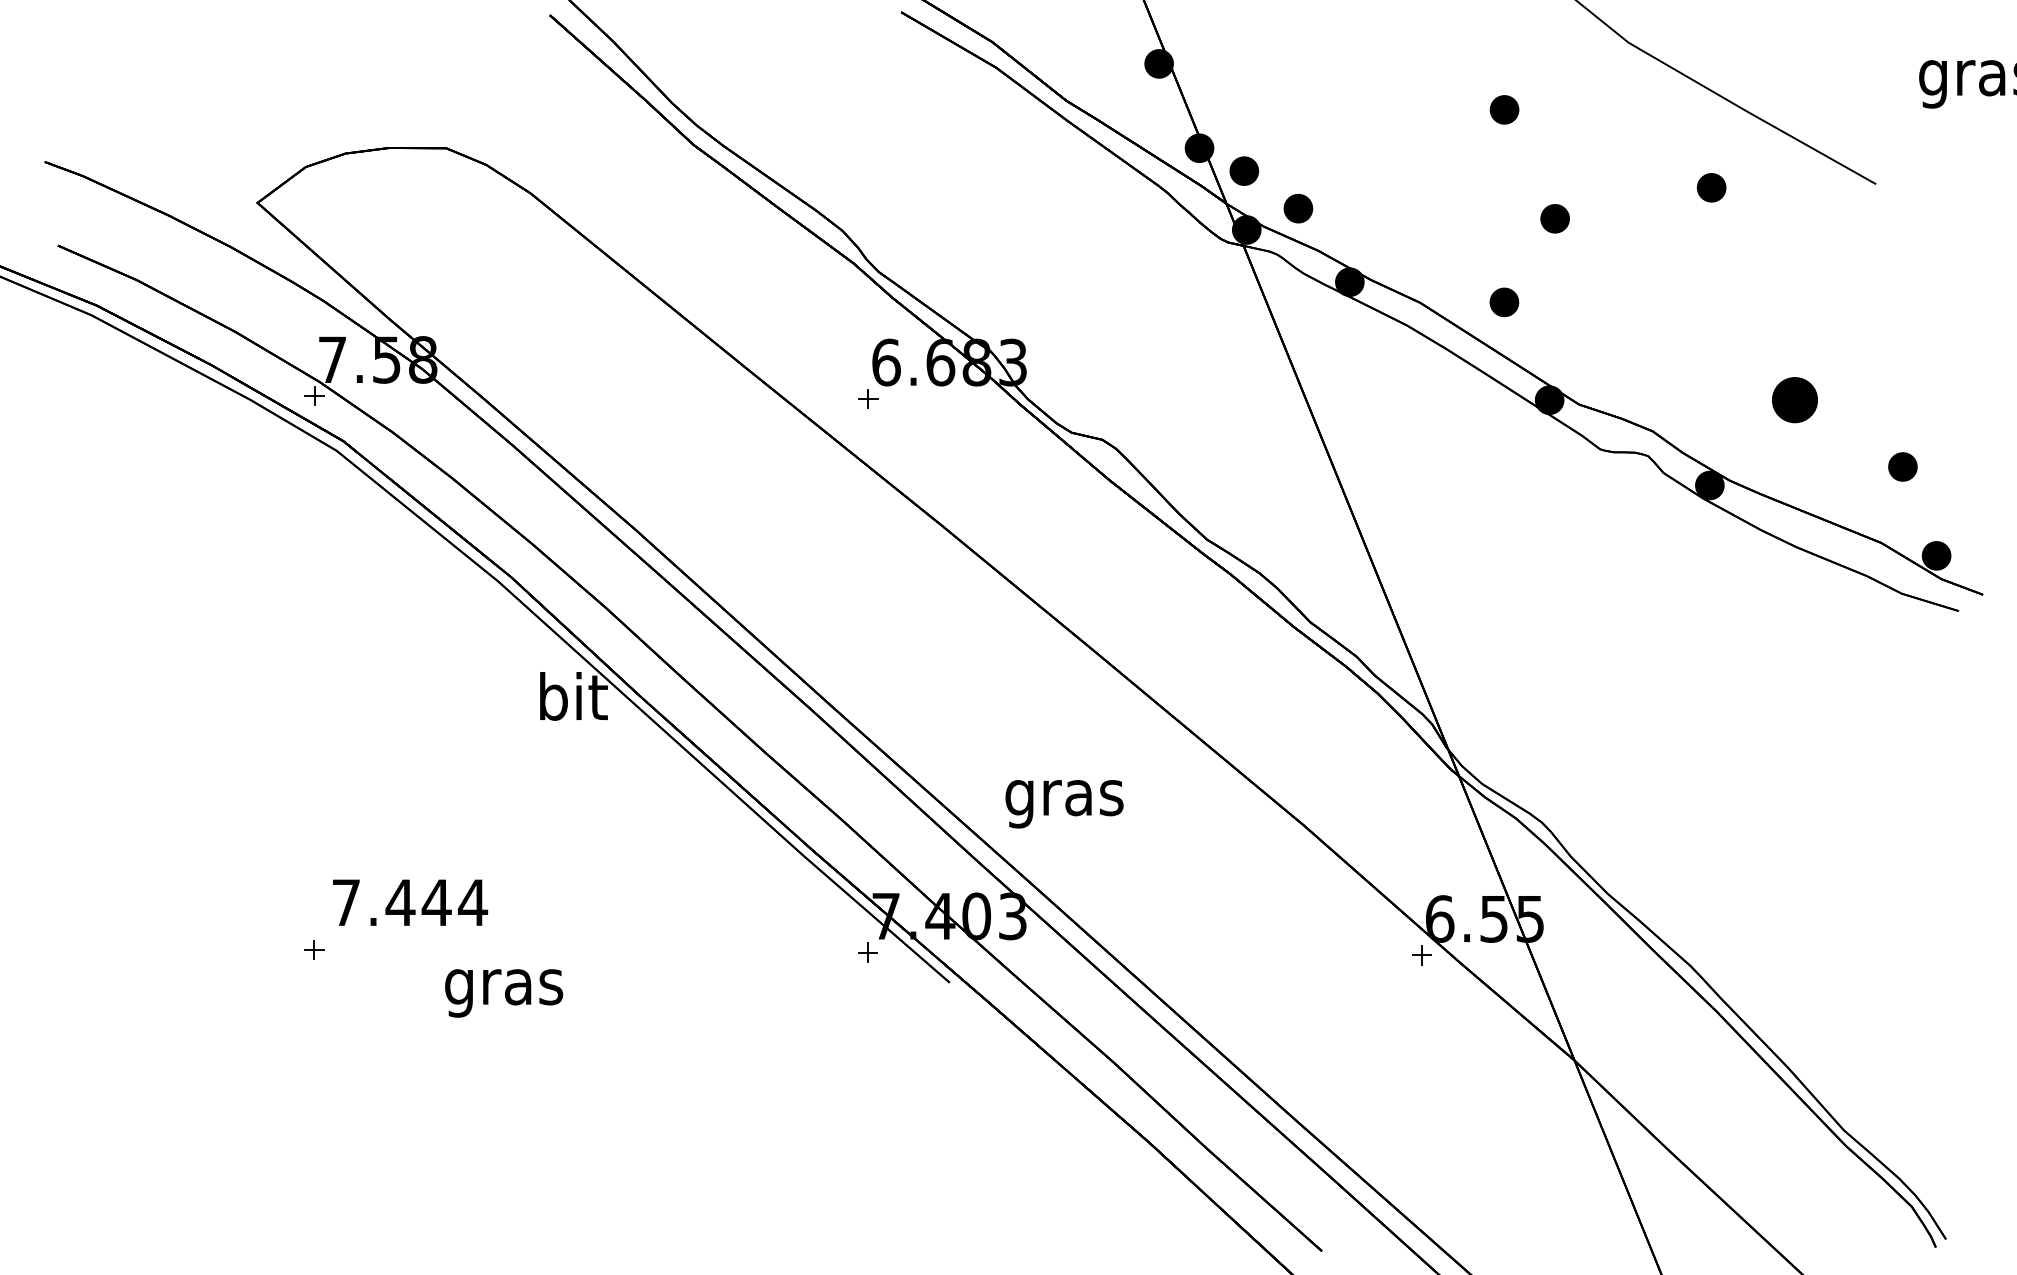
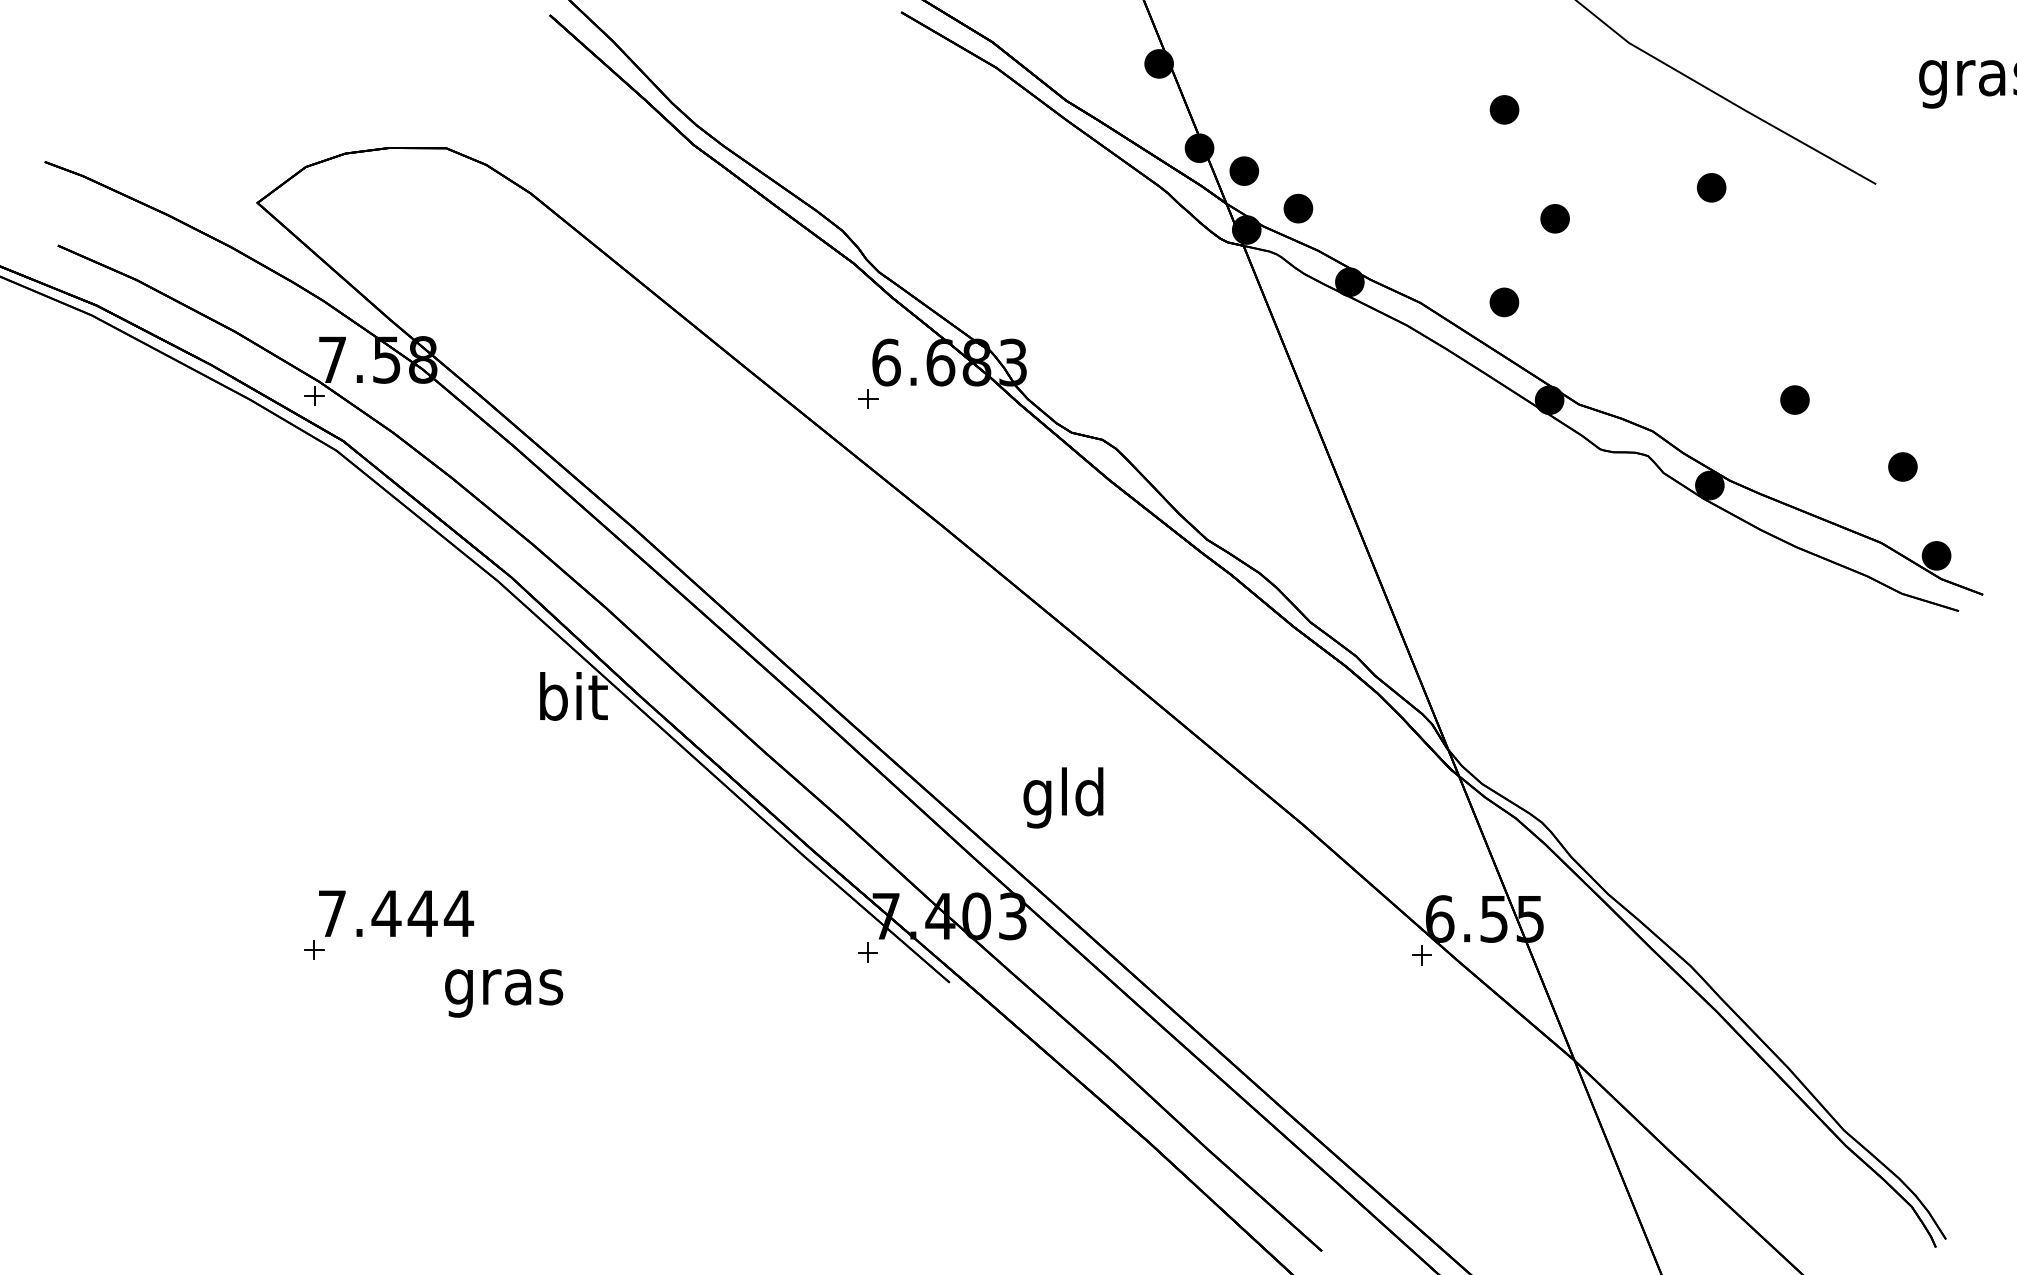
part size: 46x47 px -> 30x30 px (1794, 399)
text: gras -> gld (1064, 797)
text position: (410, 902) -> (396, 913) (396, 913)
